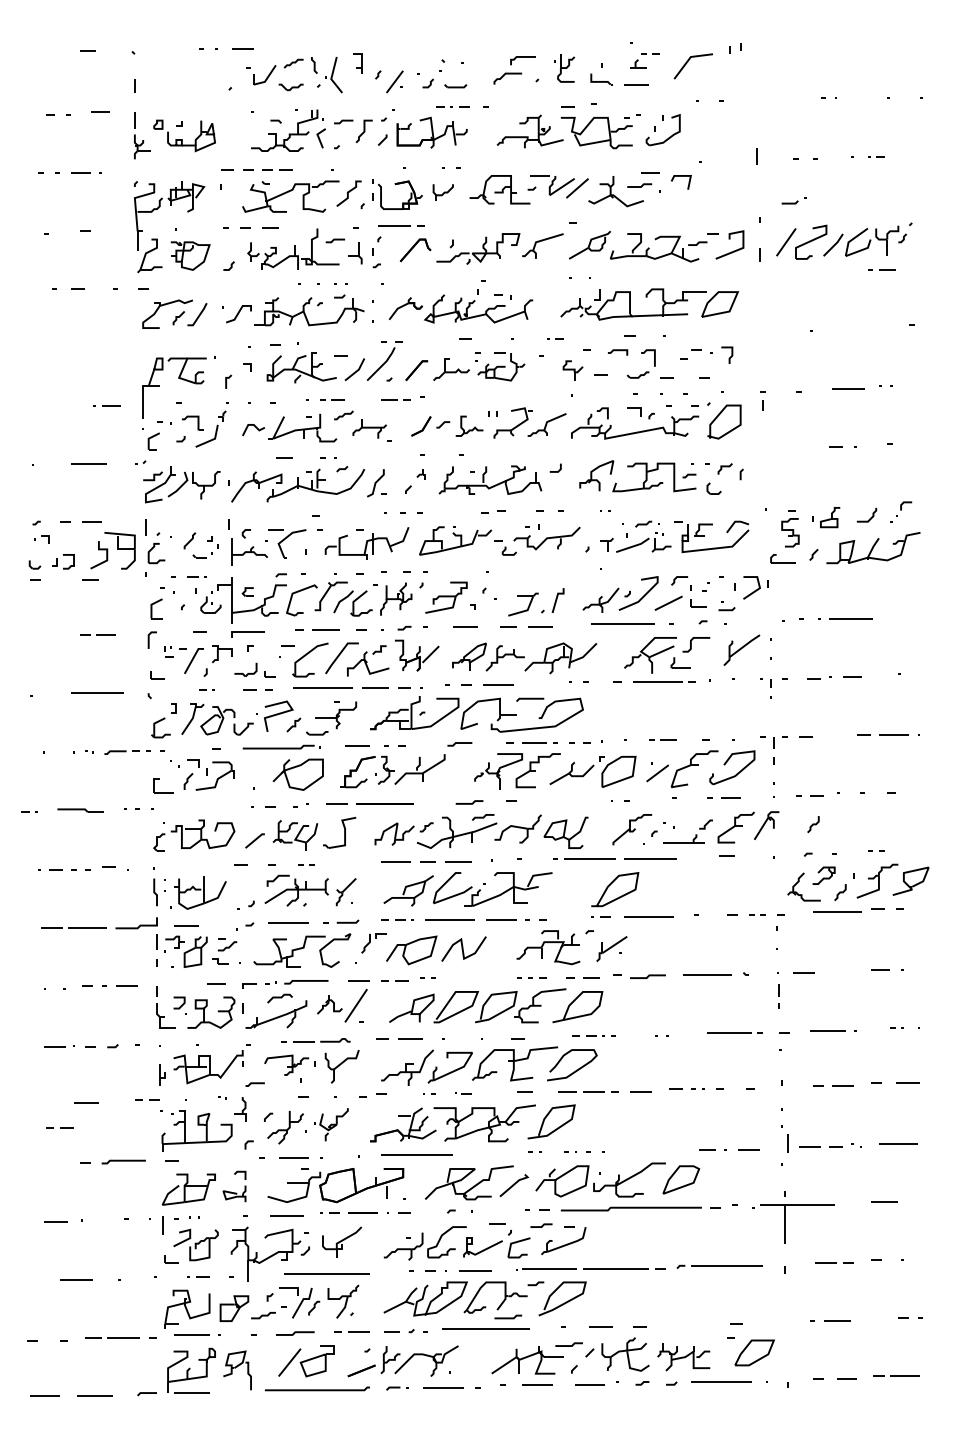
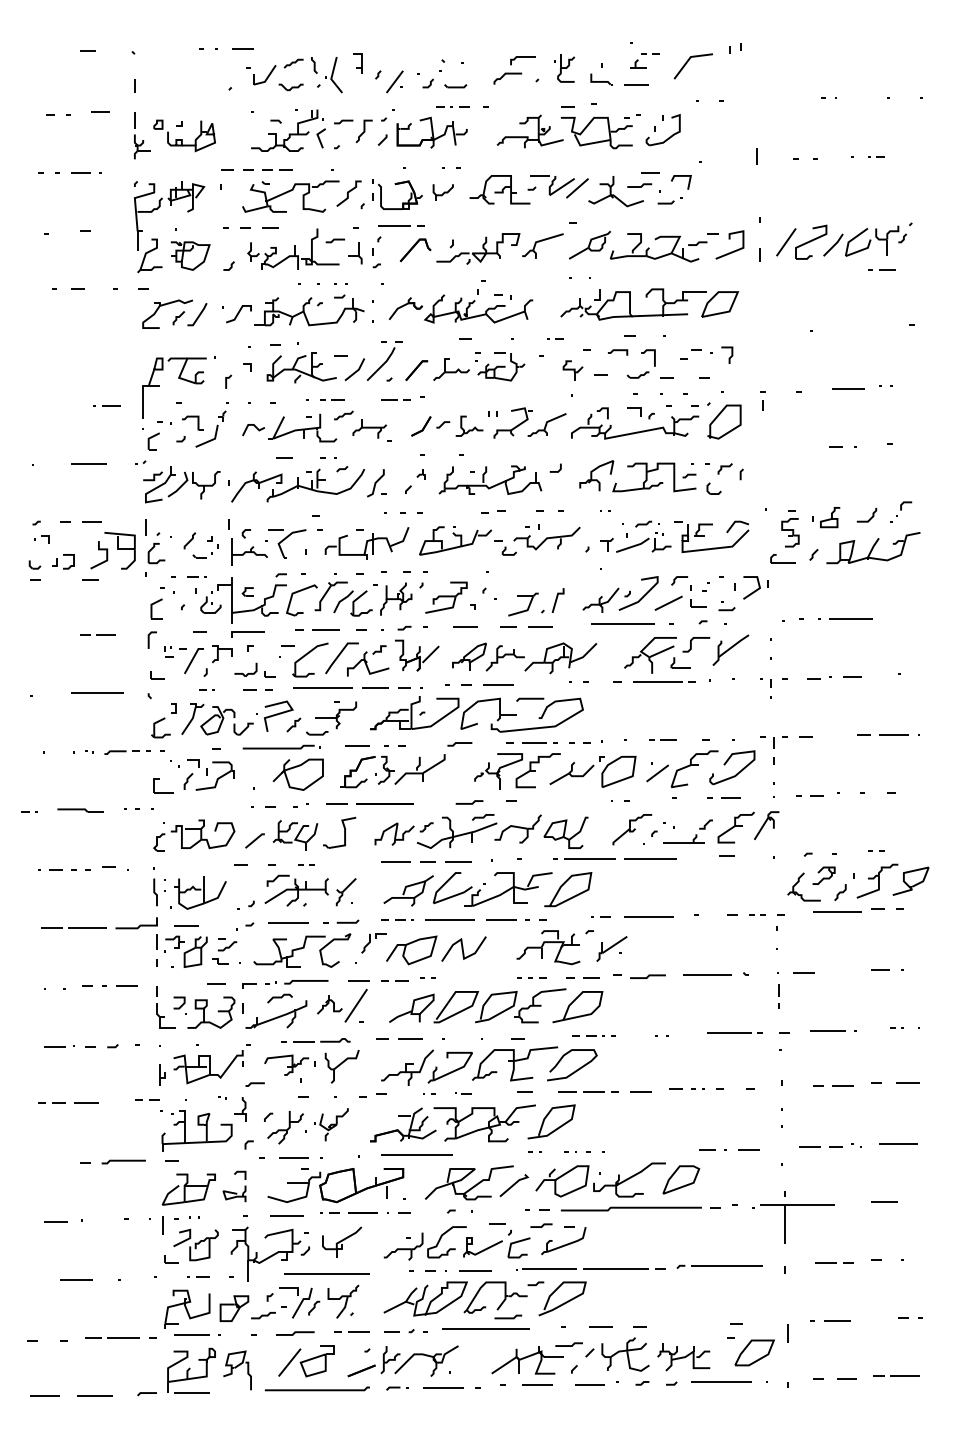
part position: (793, 200) -> (669, 200) (669, 200)
part position: (741, 649) -> (730, 649) (730, 649)
curve: present -> none (813, 824)
curve position: (611, 884) -> (564, 884) (564, 884)
line position: (60, 1127) -> (52, 1102) (52, 1102)
line position: (787, 1143) -> (787, 1333) (787, 1333)
